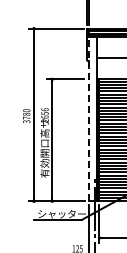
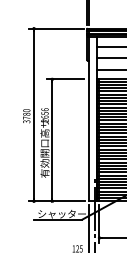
line: none -> present (109, 47)
line: none -> present (109, 70)
line: dashed -> solid (88, 114)
